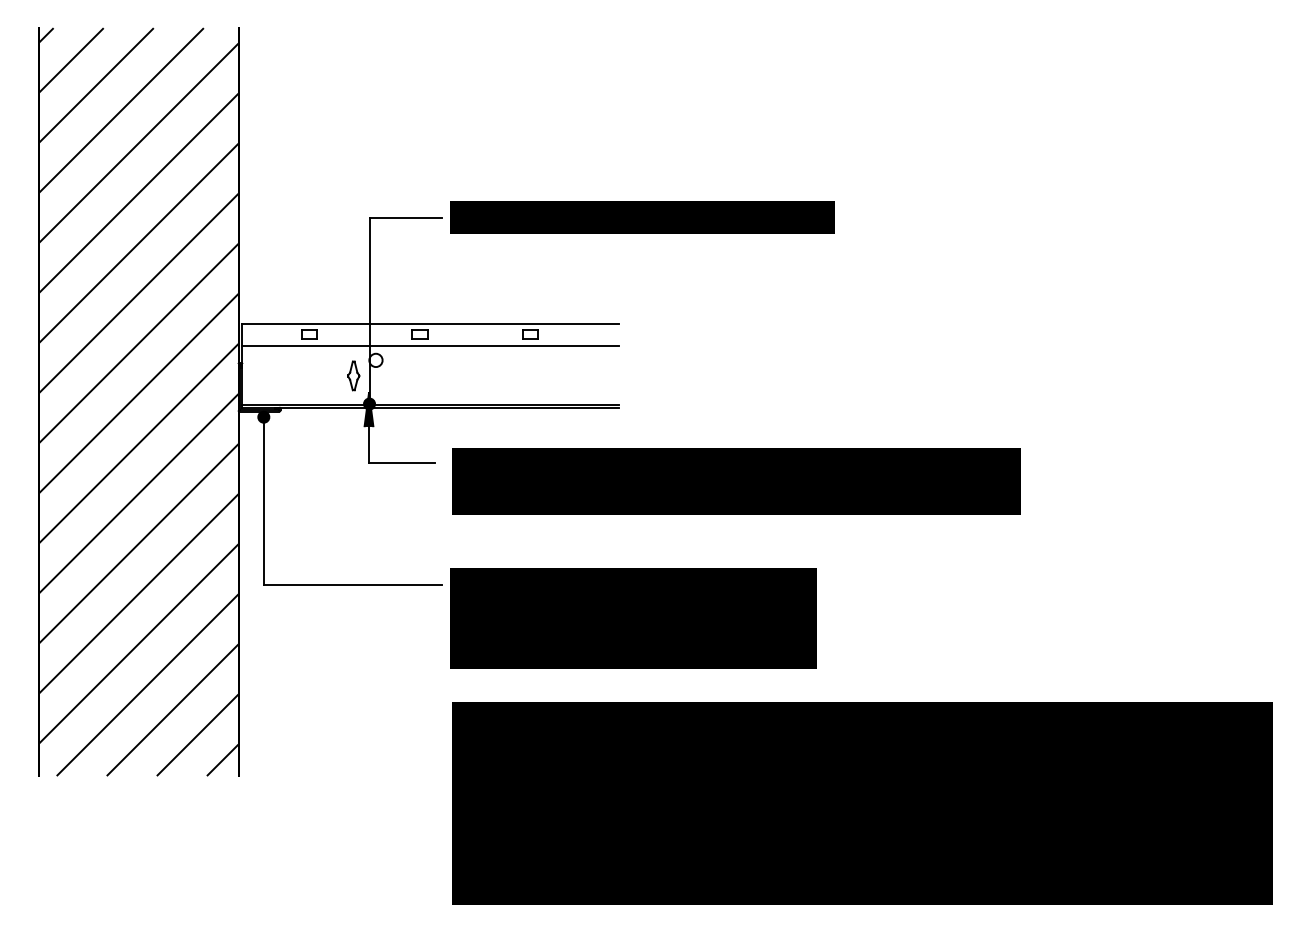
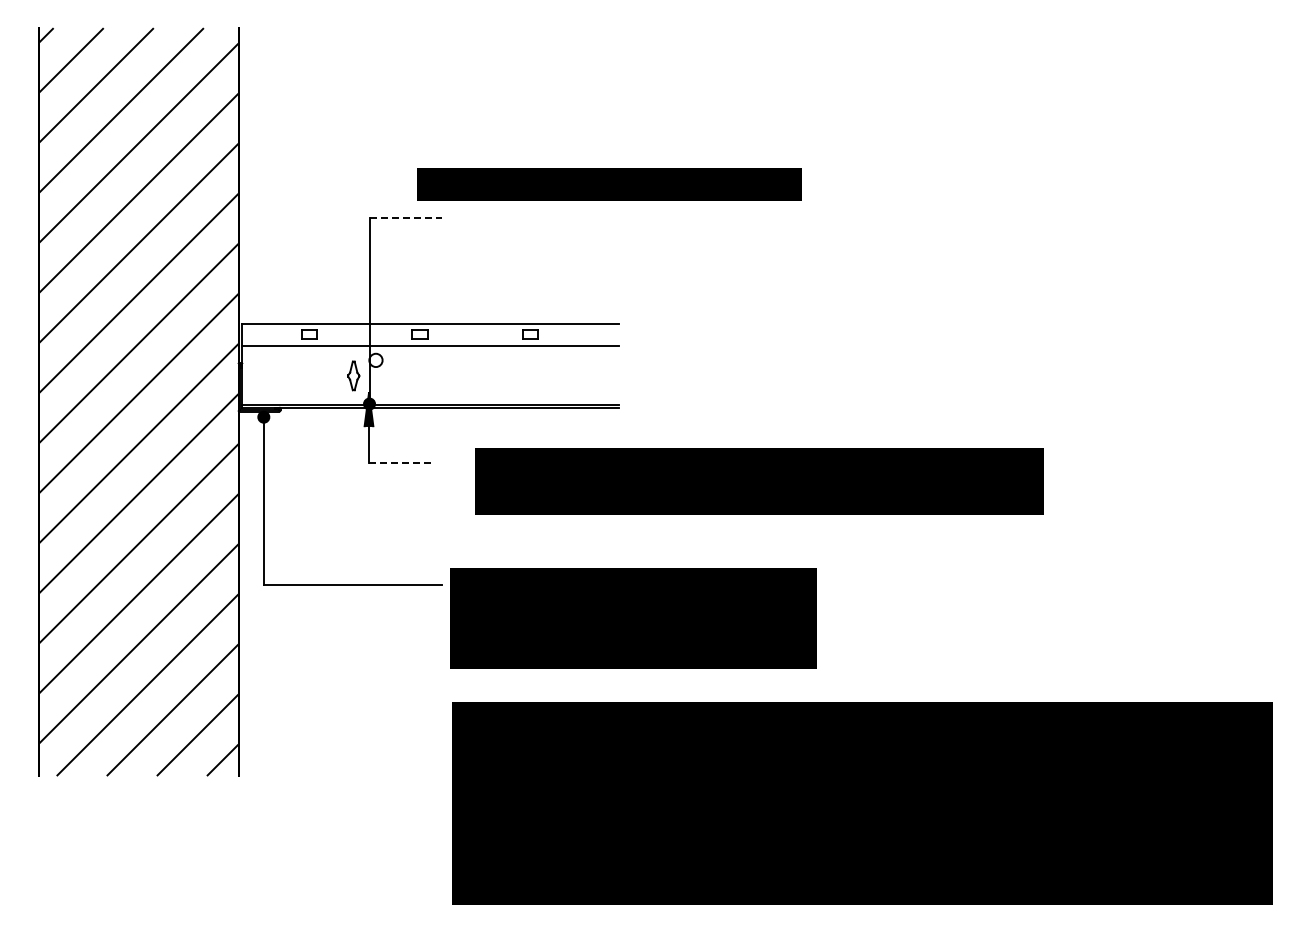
line: solid -> dashed (406, 217)
text position: (642, 217) -> (609, 184) (609, 184)
line: solid -> dashed (402, 462)
text position: (736, 481) -> (759, 481) (759, 481)
